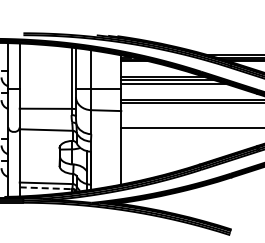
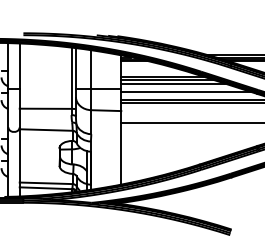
line: none -> present (185, 91)
line position: (191, 128) -> (191, 123) (191, 123)
line: dashed -> solid (46, 188)
